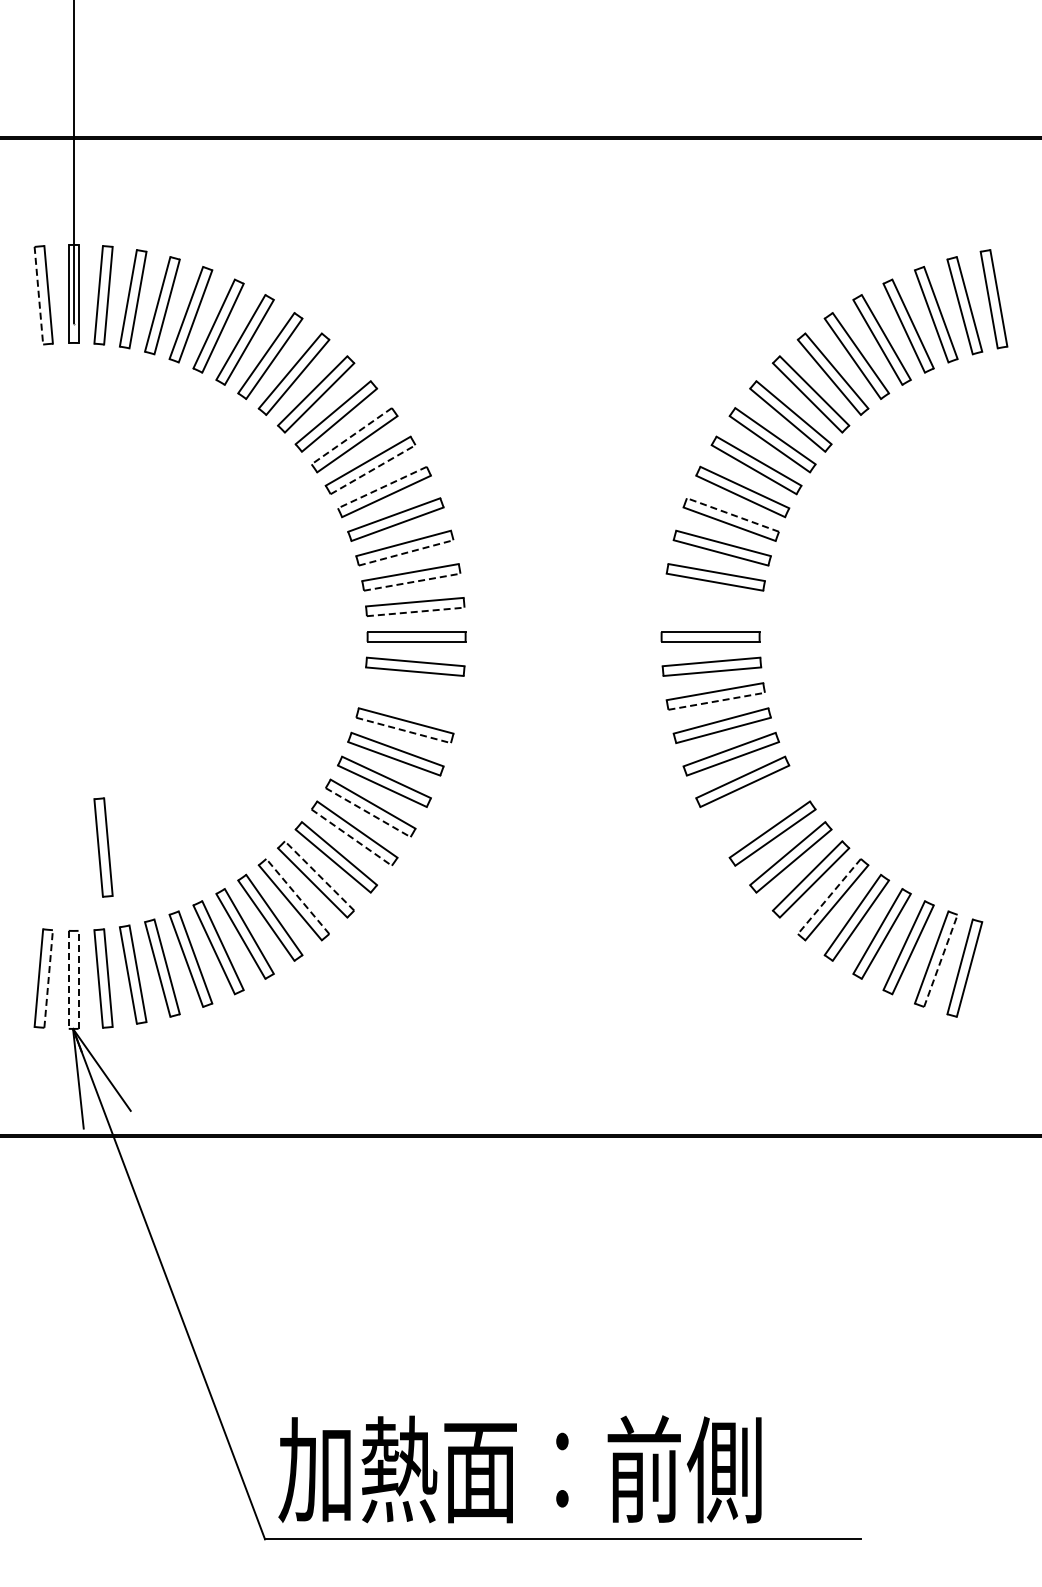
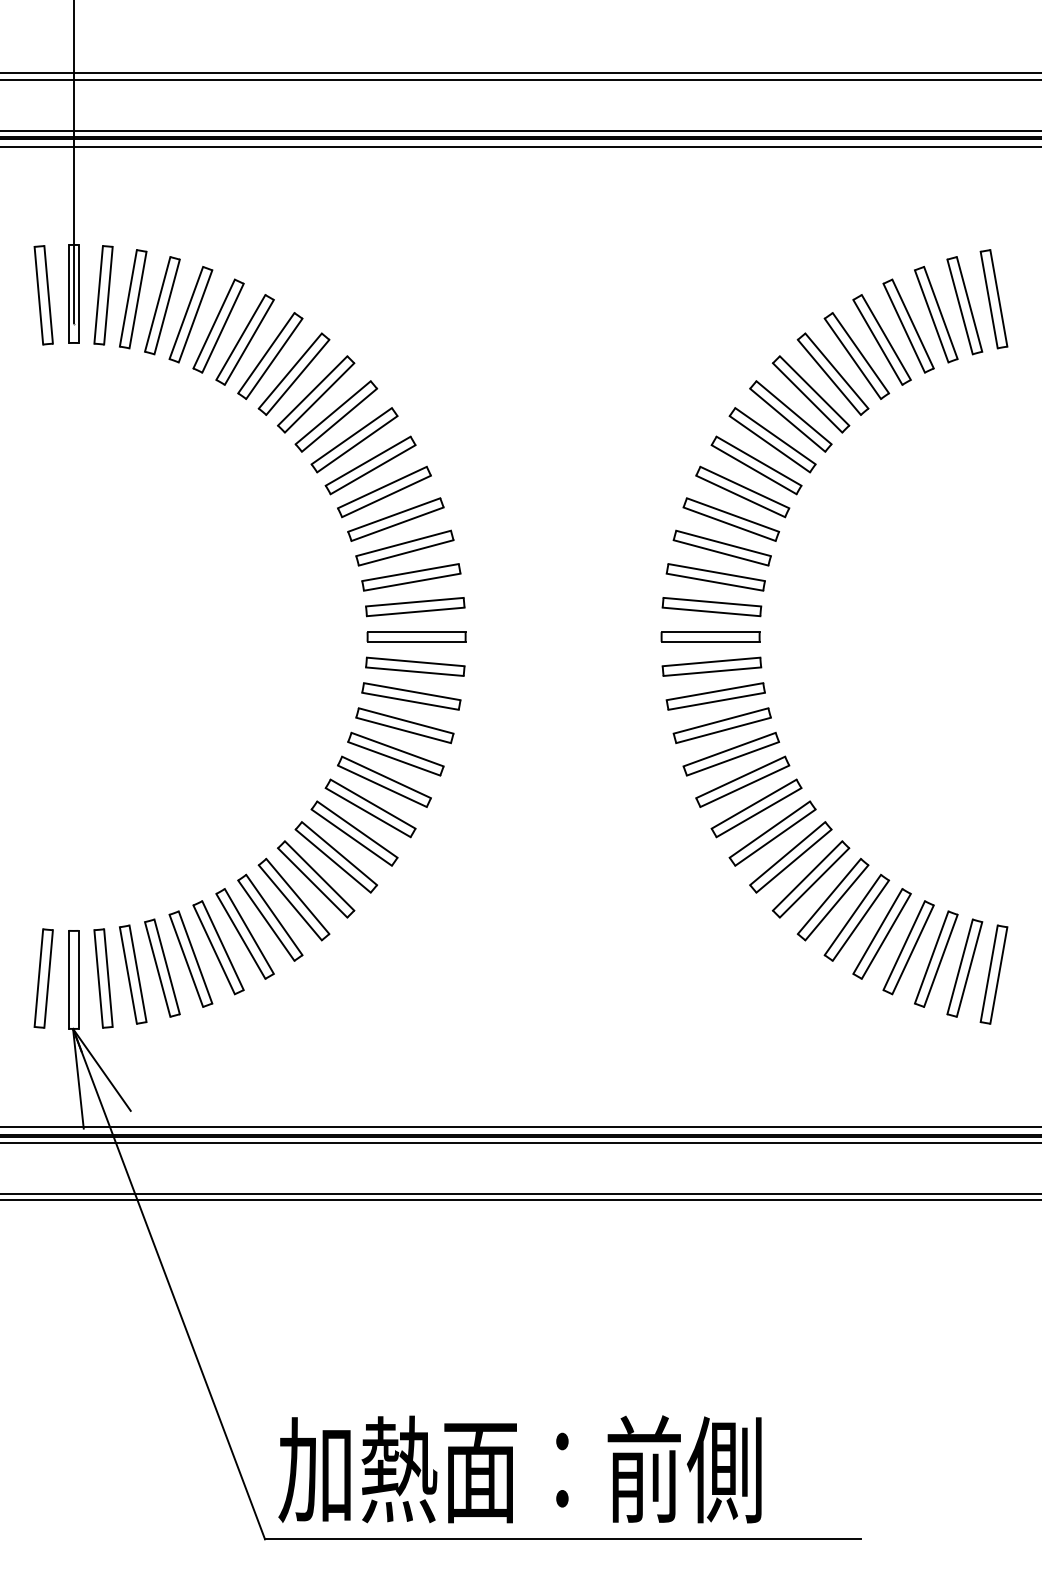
line: none -> present (520, 73)
line: none -> present (520, 79)
line: none -> present (520, 130)
line: none -> present (520, 146)
line: dashed -> solid (38, 296)
line: dashed -> solid (351, 436)
line: dashed -> solid (373, 469)
line: dashed -> solid (381, 487)
line: dashed -> solid (732, 514)
line: dashed -> solid (406, 552)
line: dashed -> solid (412, 582)
part: none -> present (711, 607)
line: dashed -> solid (416, 611)
part: none -> present (411, 696)
line: dashed -> solid (717, 701)
line: dashed -> solid (404, 730)
part: none -> present (756, 808)
line: dashed -> solid (368, 812)
line: dashed -> solid (352, 837)
part: present -> none (103, 847)
line: dashed -> solid (319, 875)
line: dashed -> solid (297, 896)
line: dashed -> solid (829, 896)
line: dashed -> solid (941, 960)
part: none -> present (993, 974)
line: dashed -> solid (48, 978)
line: dashed -> solid (78, 979)
line: dashed -> solid (68, 980)
line: none -> present (520, 1126)
line: none -> present (520, 1143)
line: none -> present (520, 1194)
line: none -> present (520, 1200)
